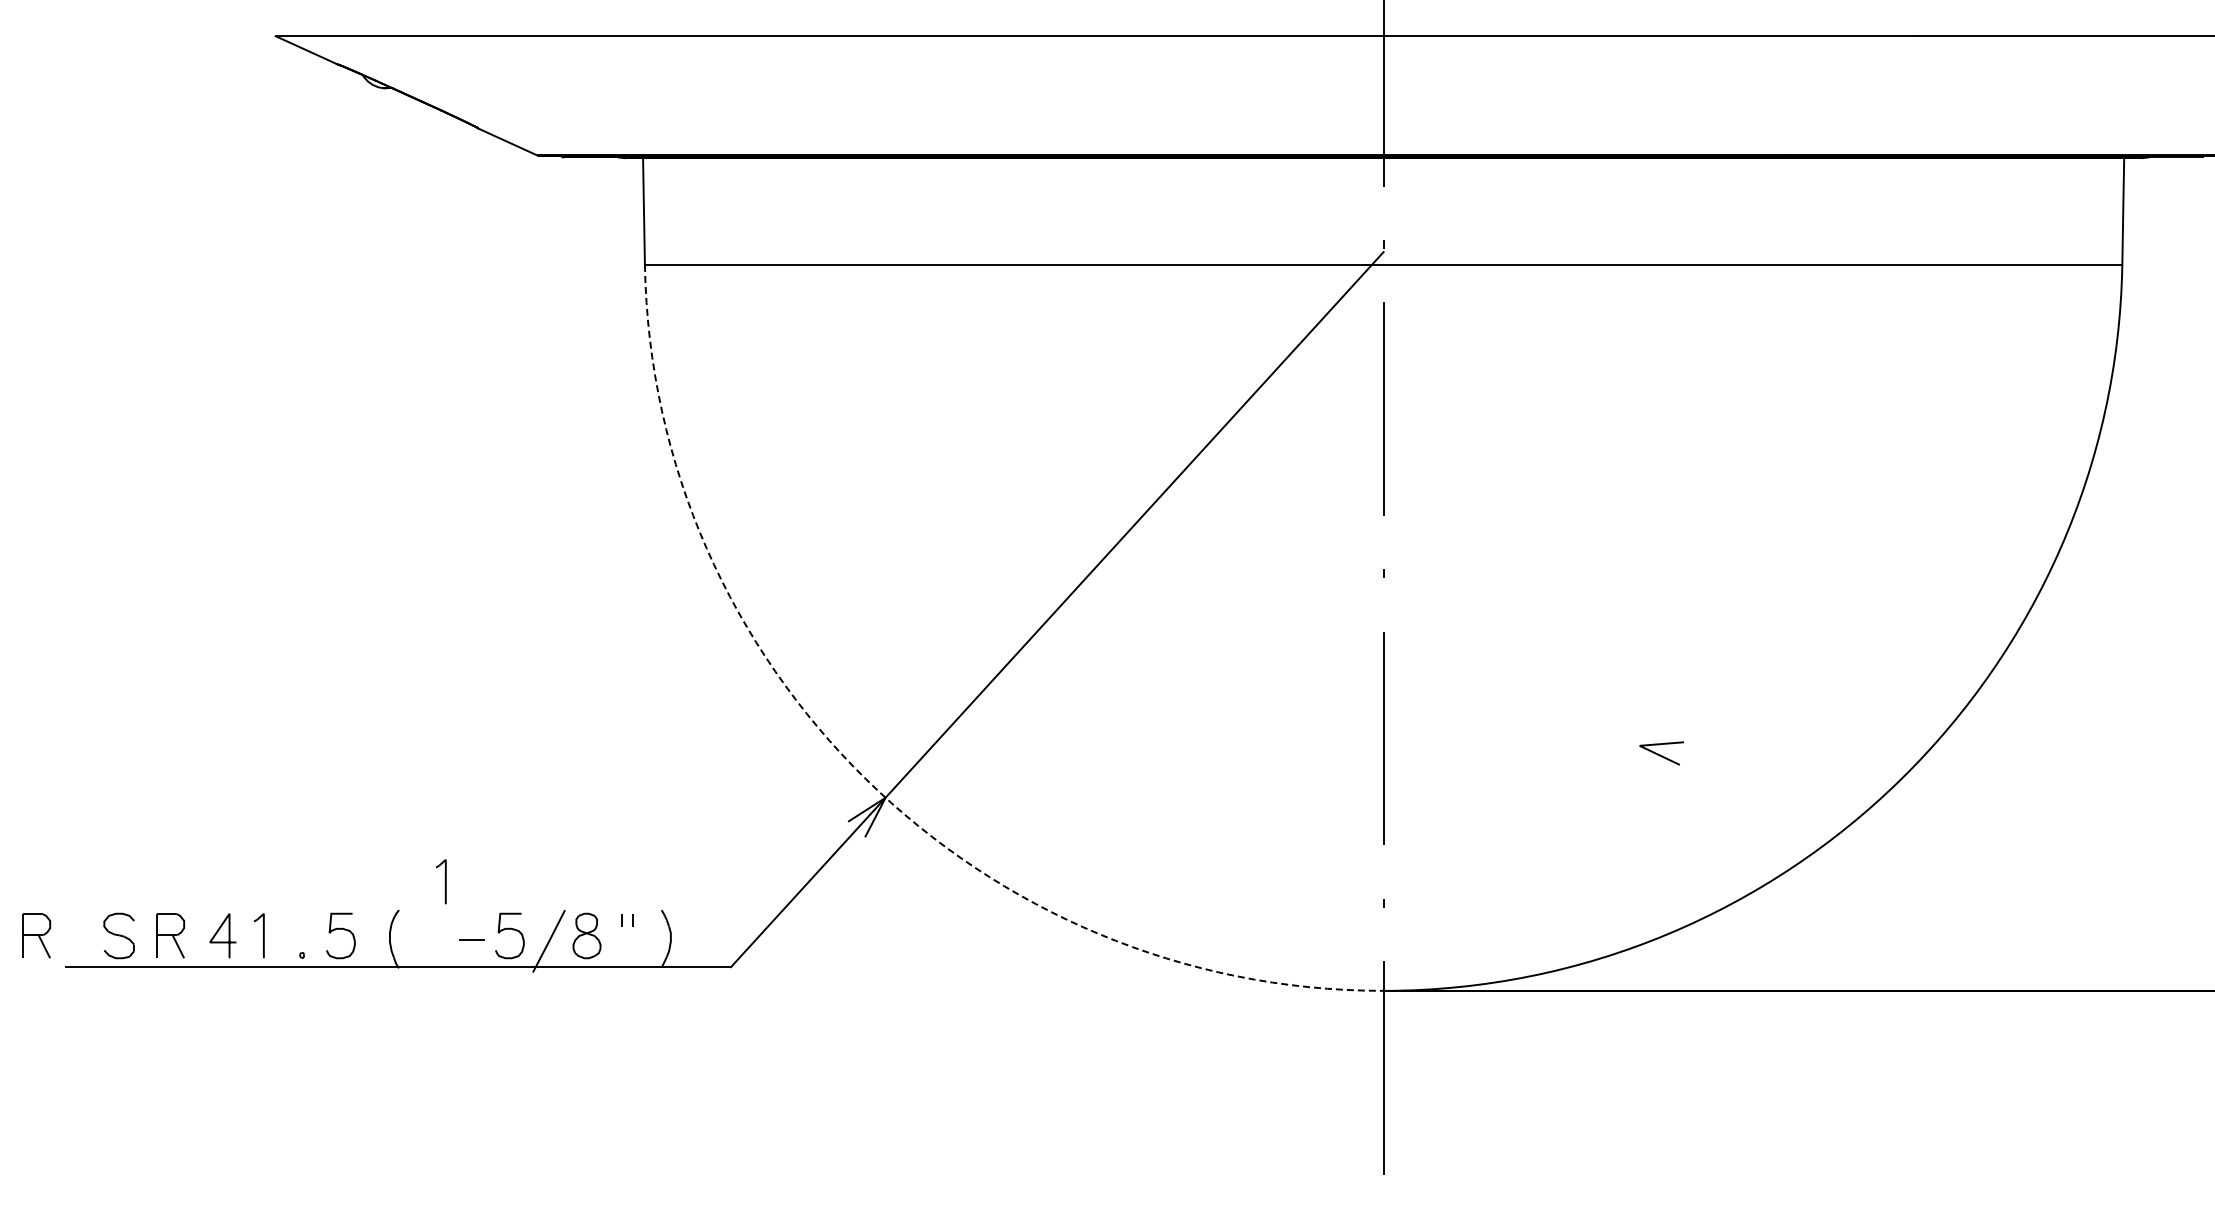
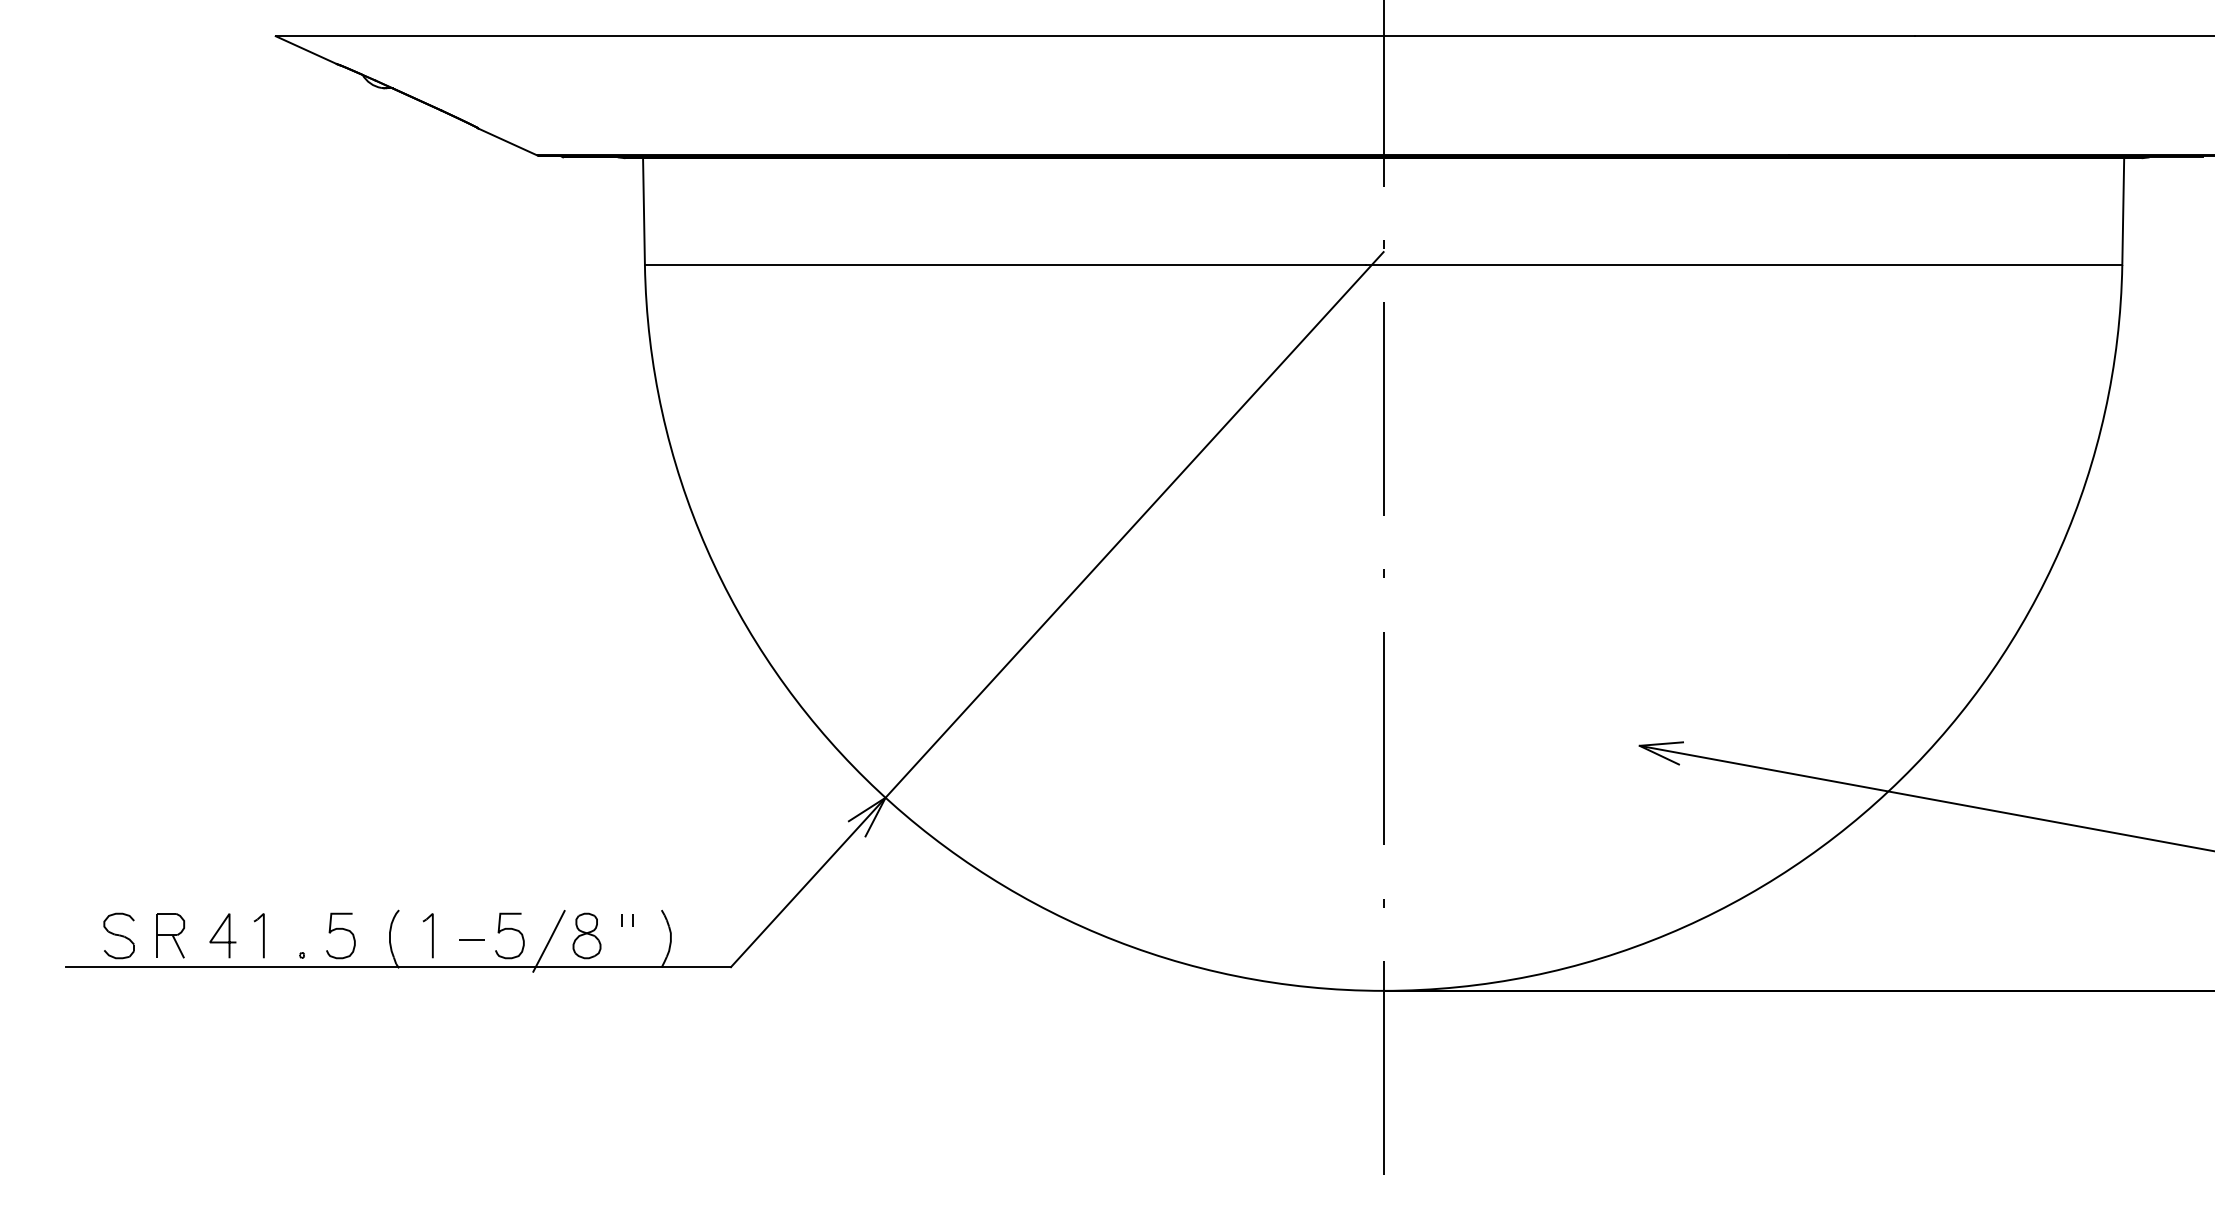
arc: dashed -> solid (865, 779)
line: none -> present (1925, 797)
part position: (440, 881) -> (427, 935) (427, 935)
part: present -> none (36, 935)
